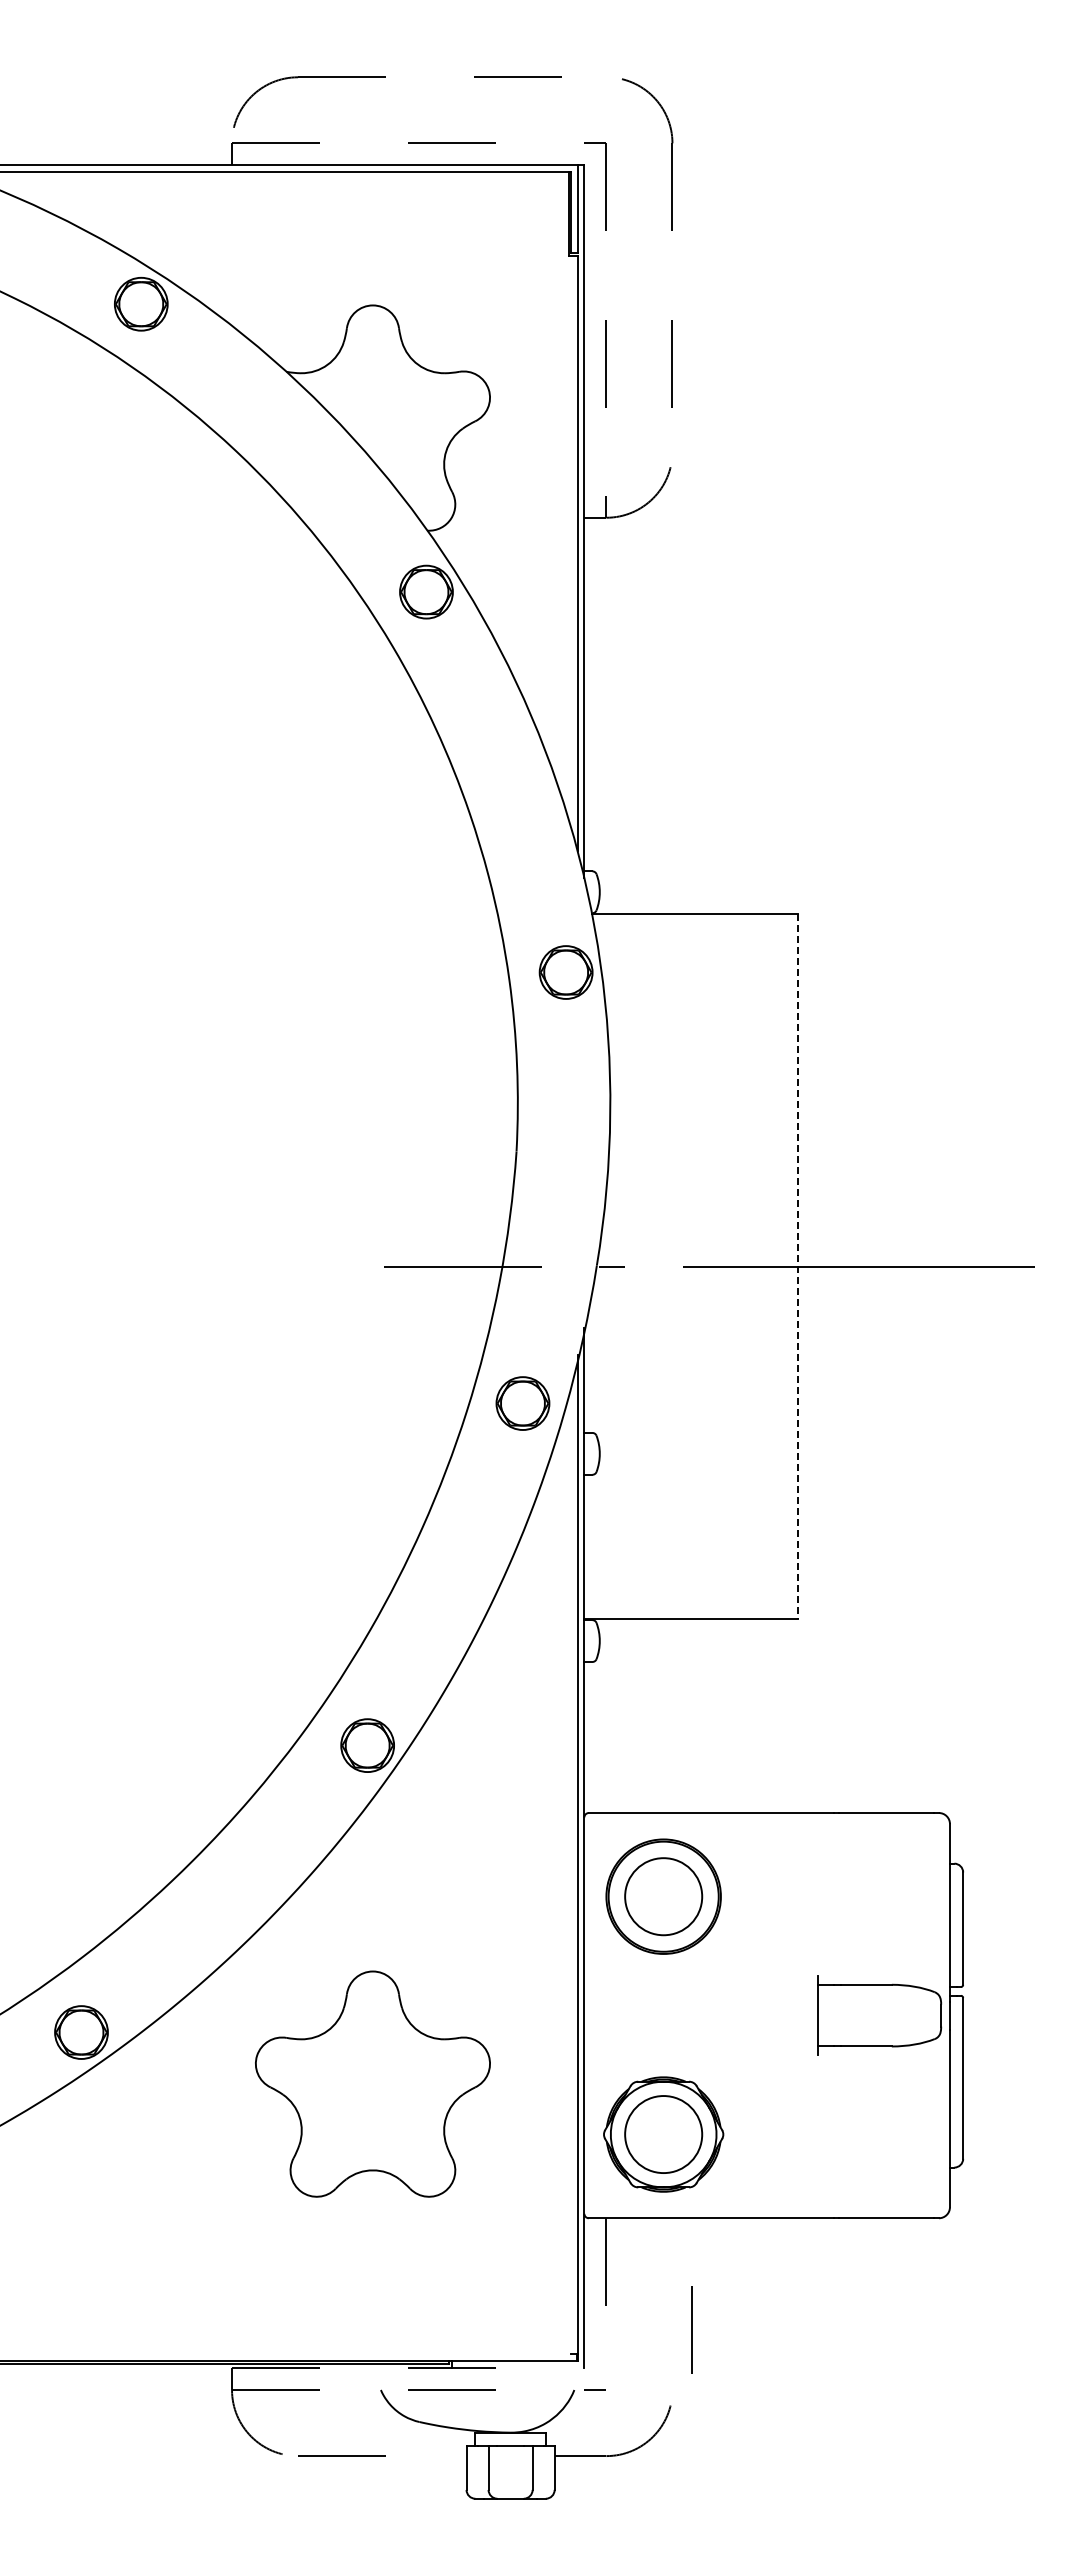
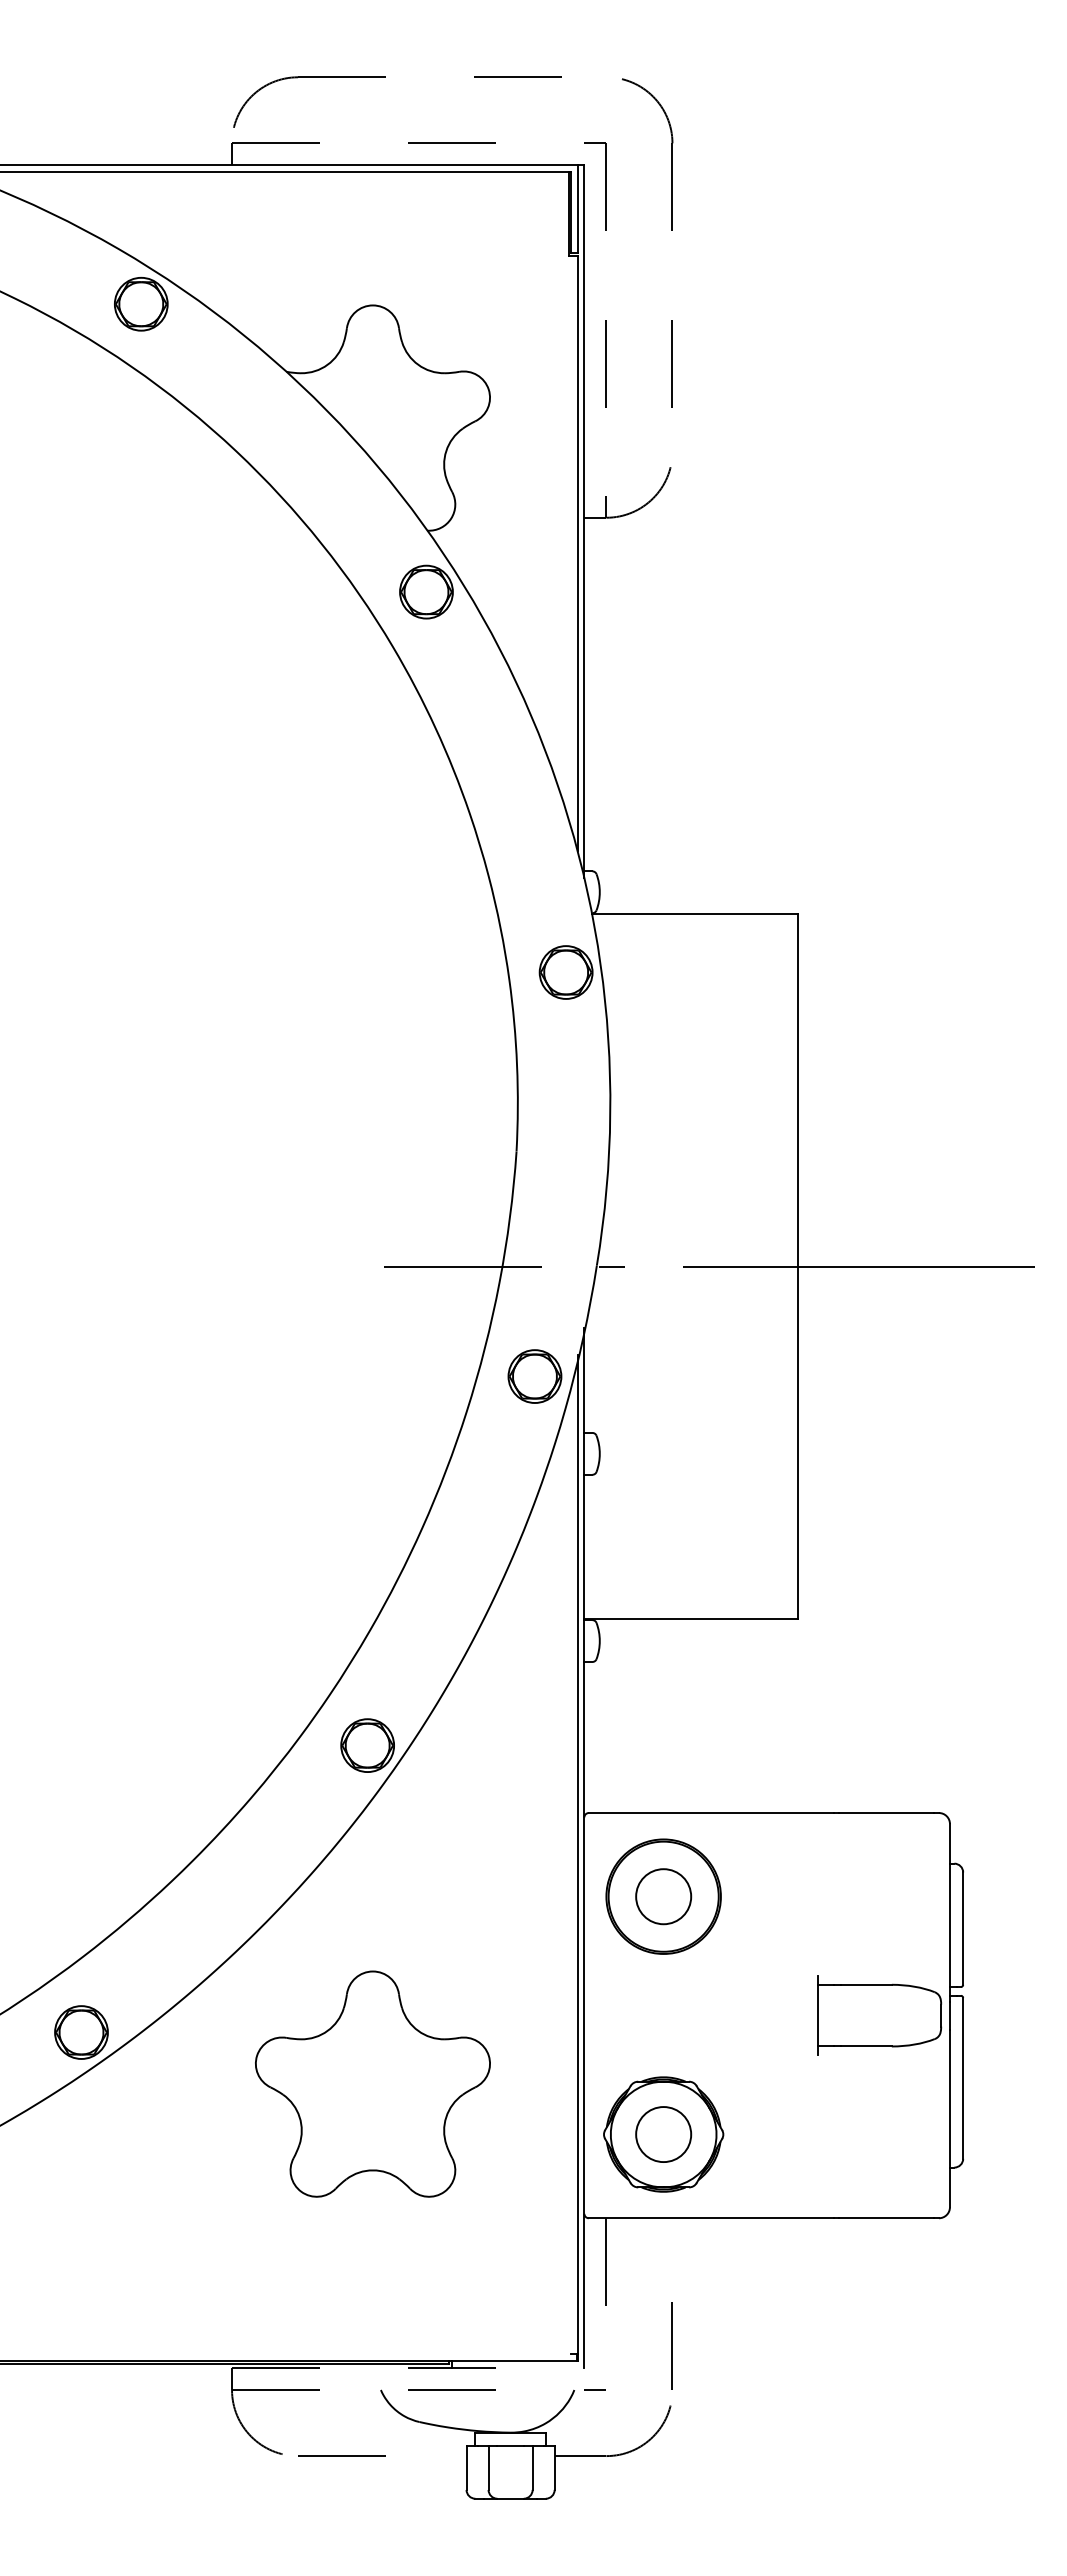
line: dashed -> solid (798, 1267)
part position: (522, 1403) -> (534, 1376) (534, 1376)
circle diameter: 77 px -> 55 px (663, 1896)
circle diameter: 77 px -> 55 px (663, 2134)
line position: (691, 2329) -> (671, 2345) (671, 2345)
